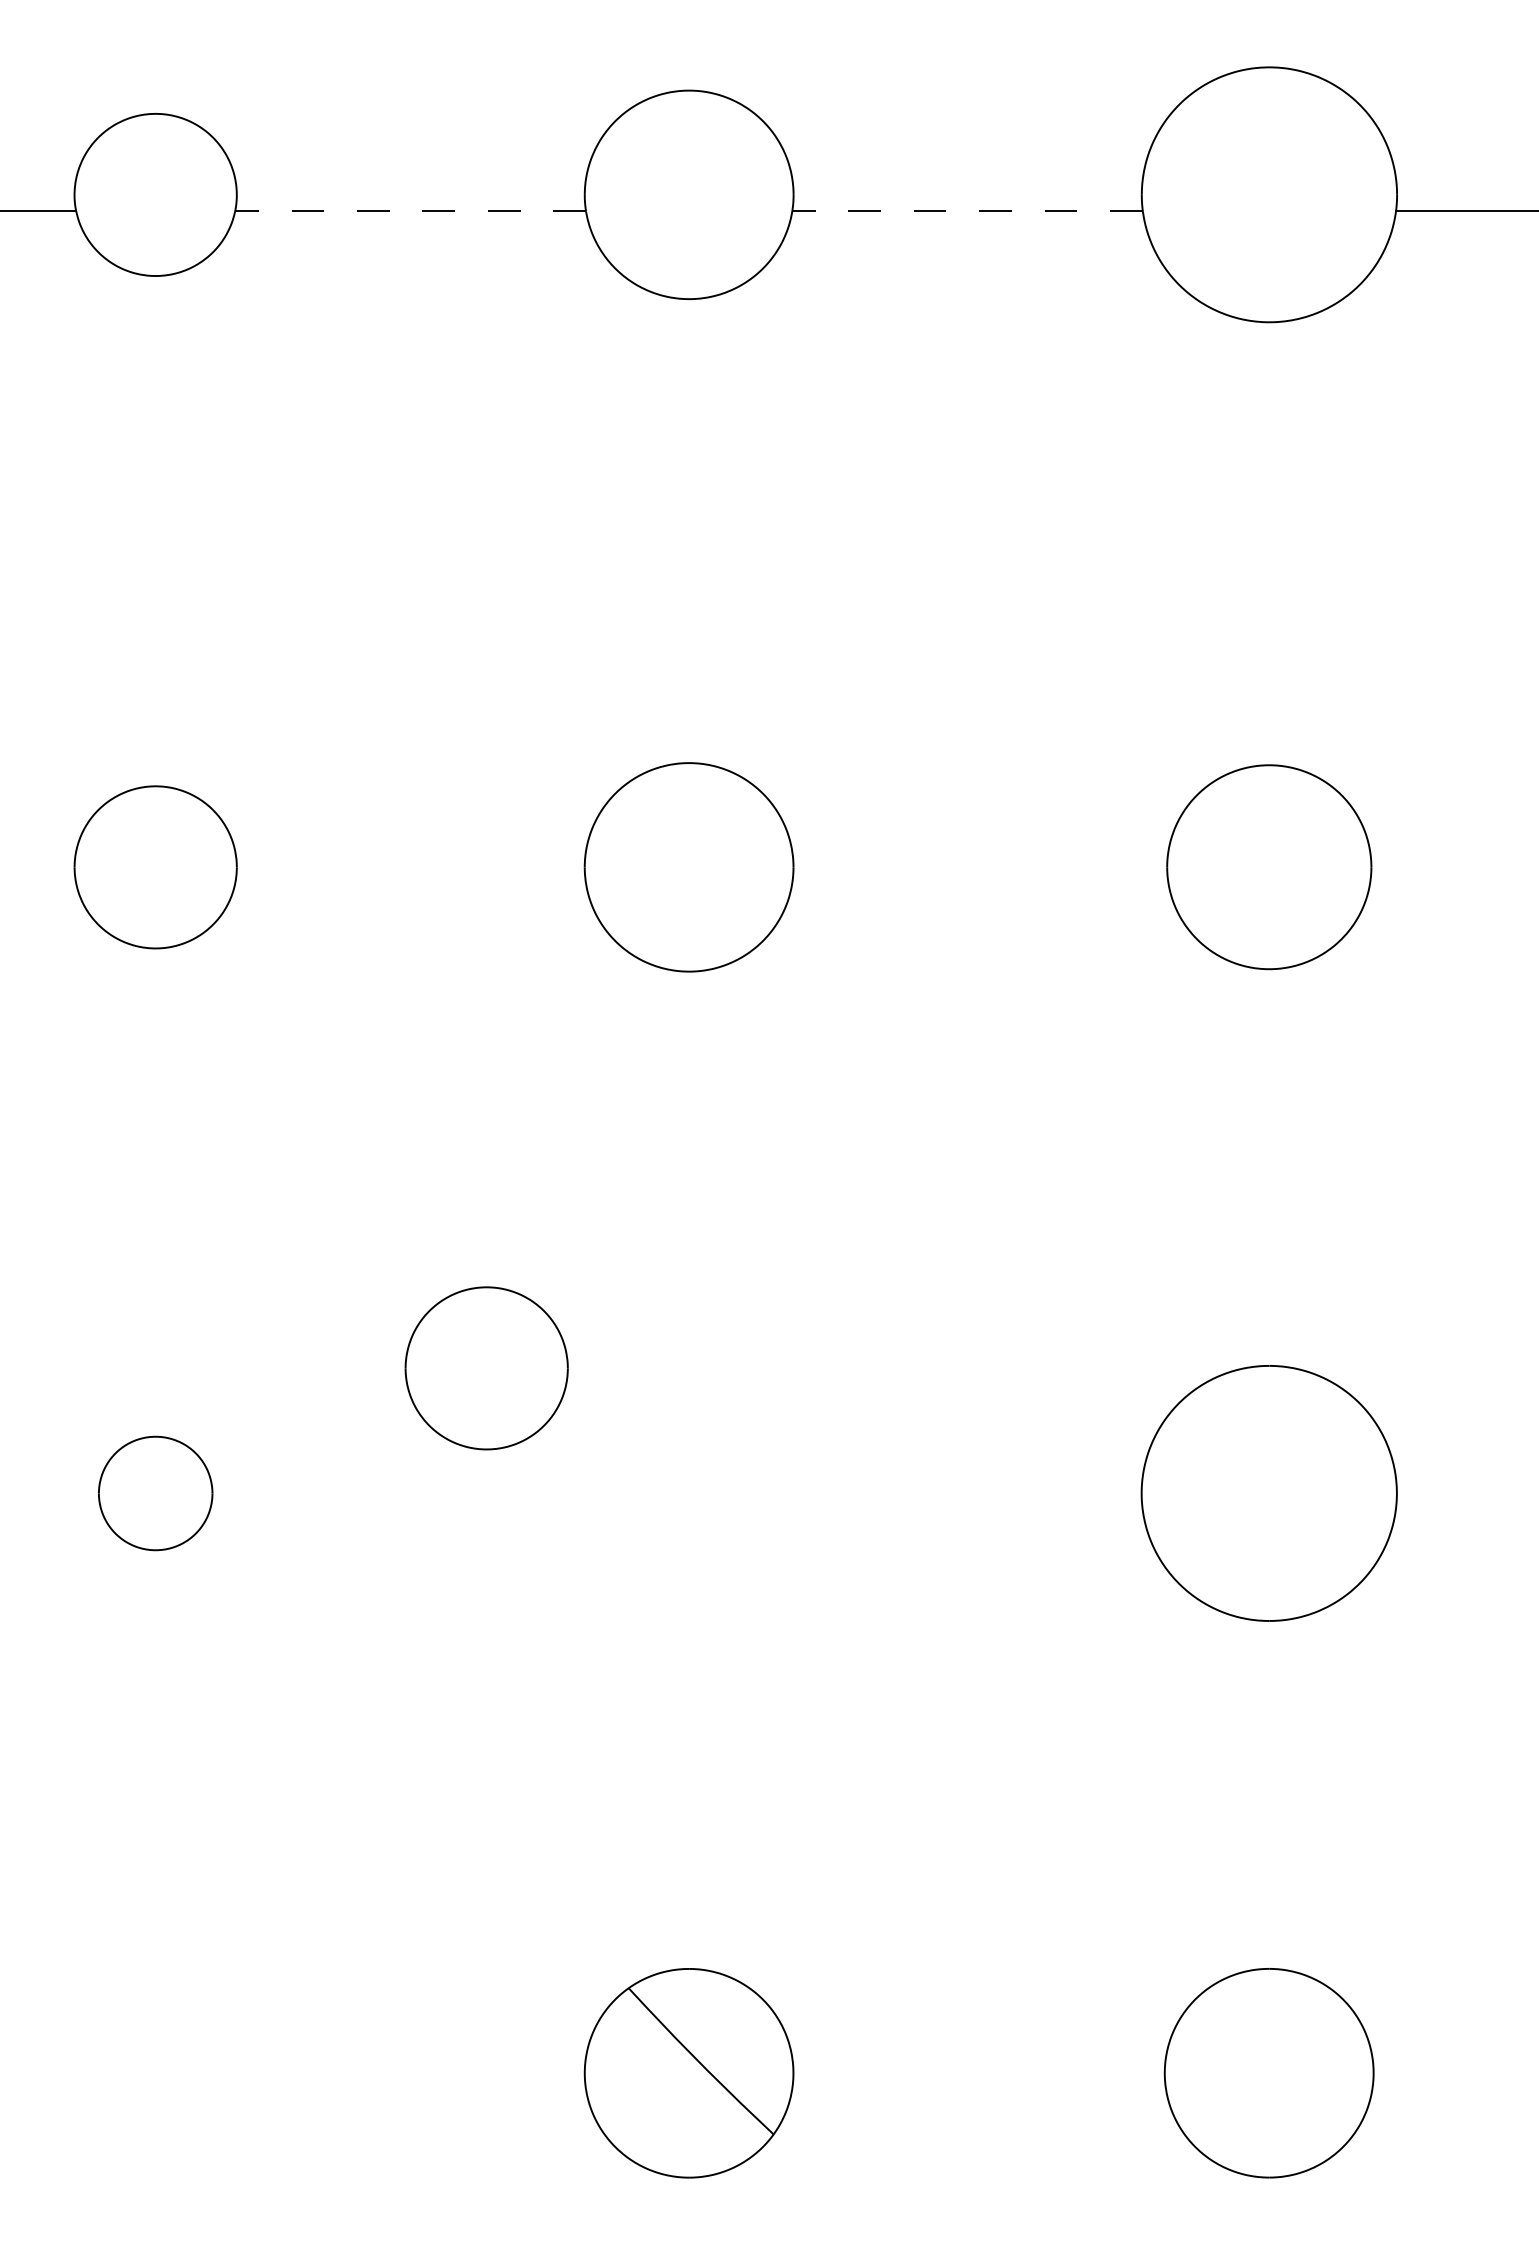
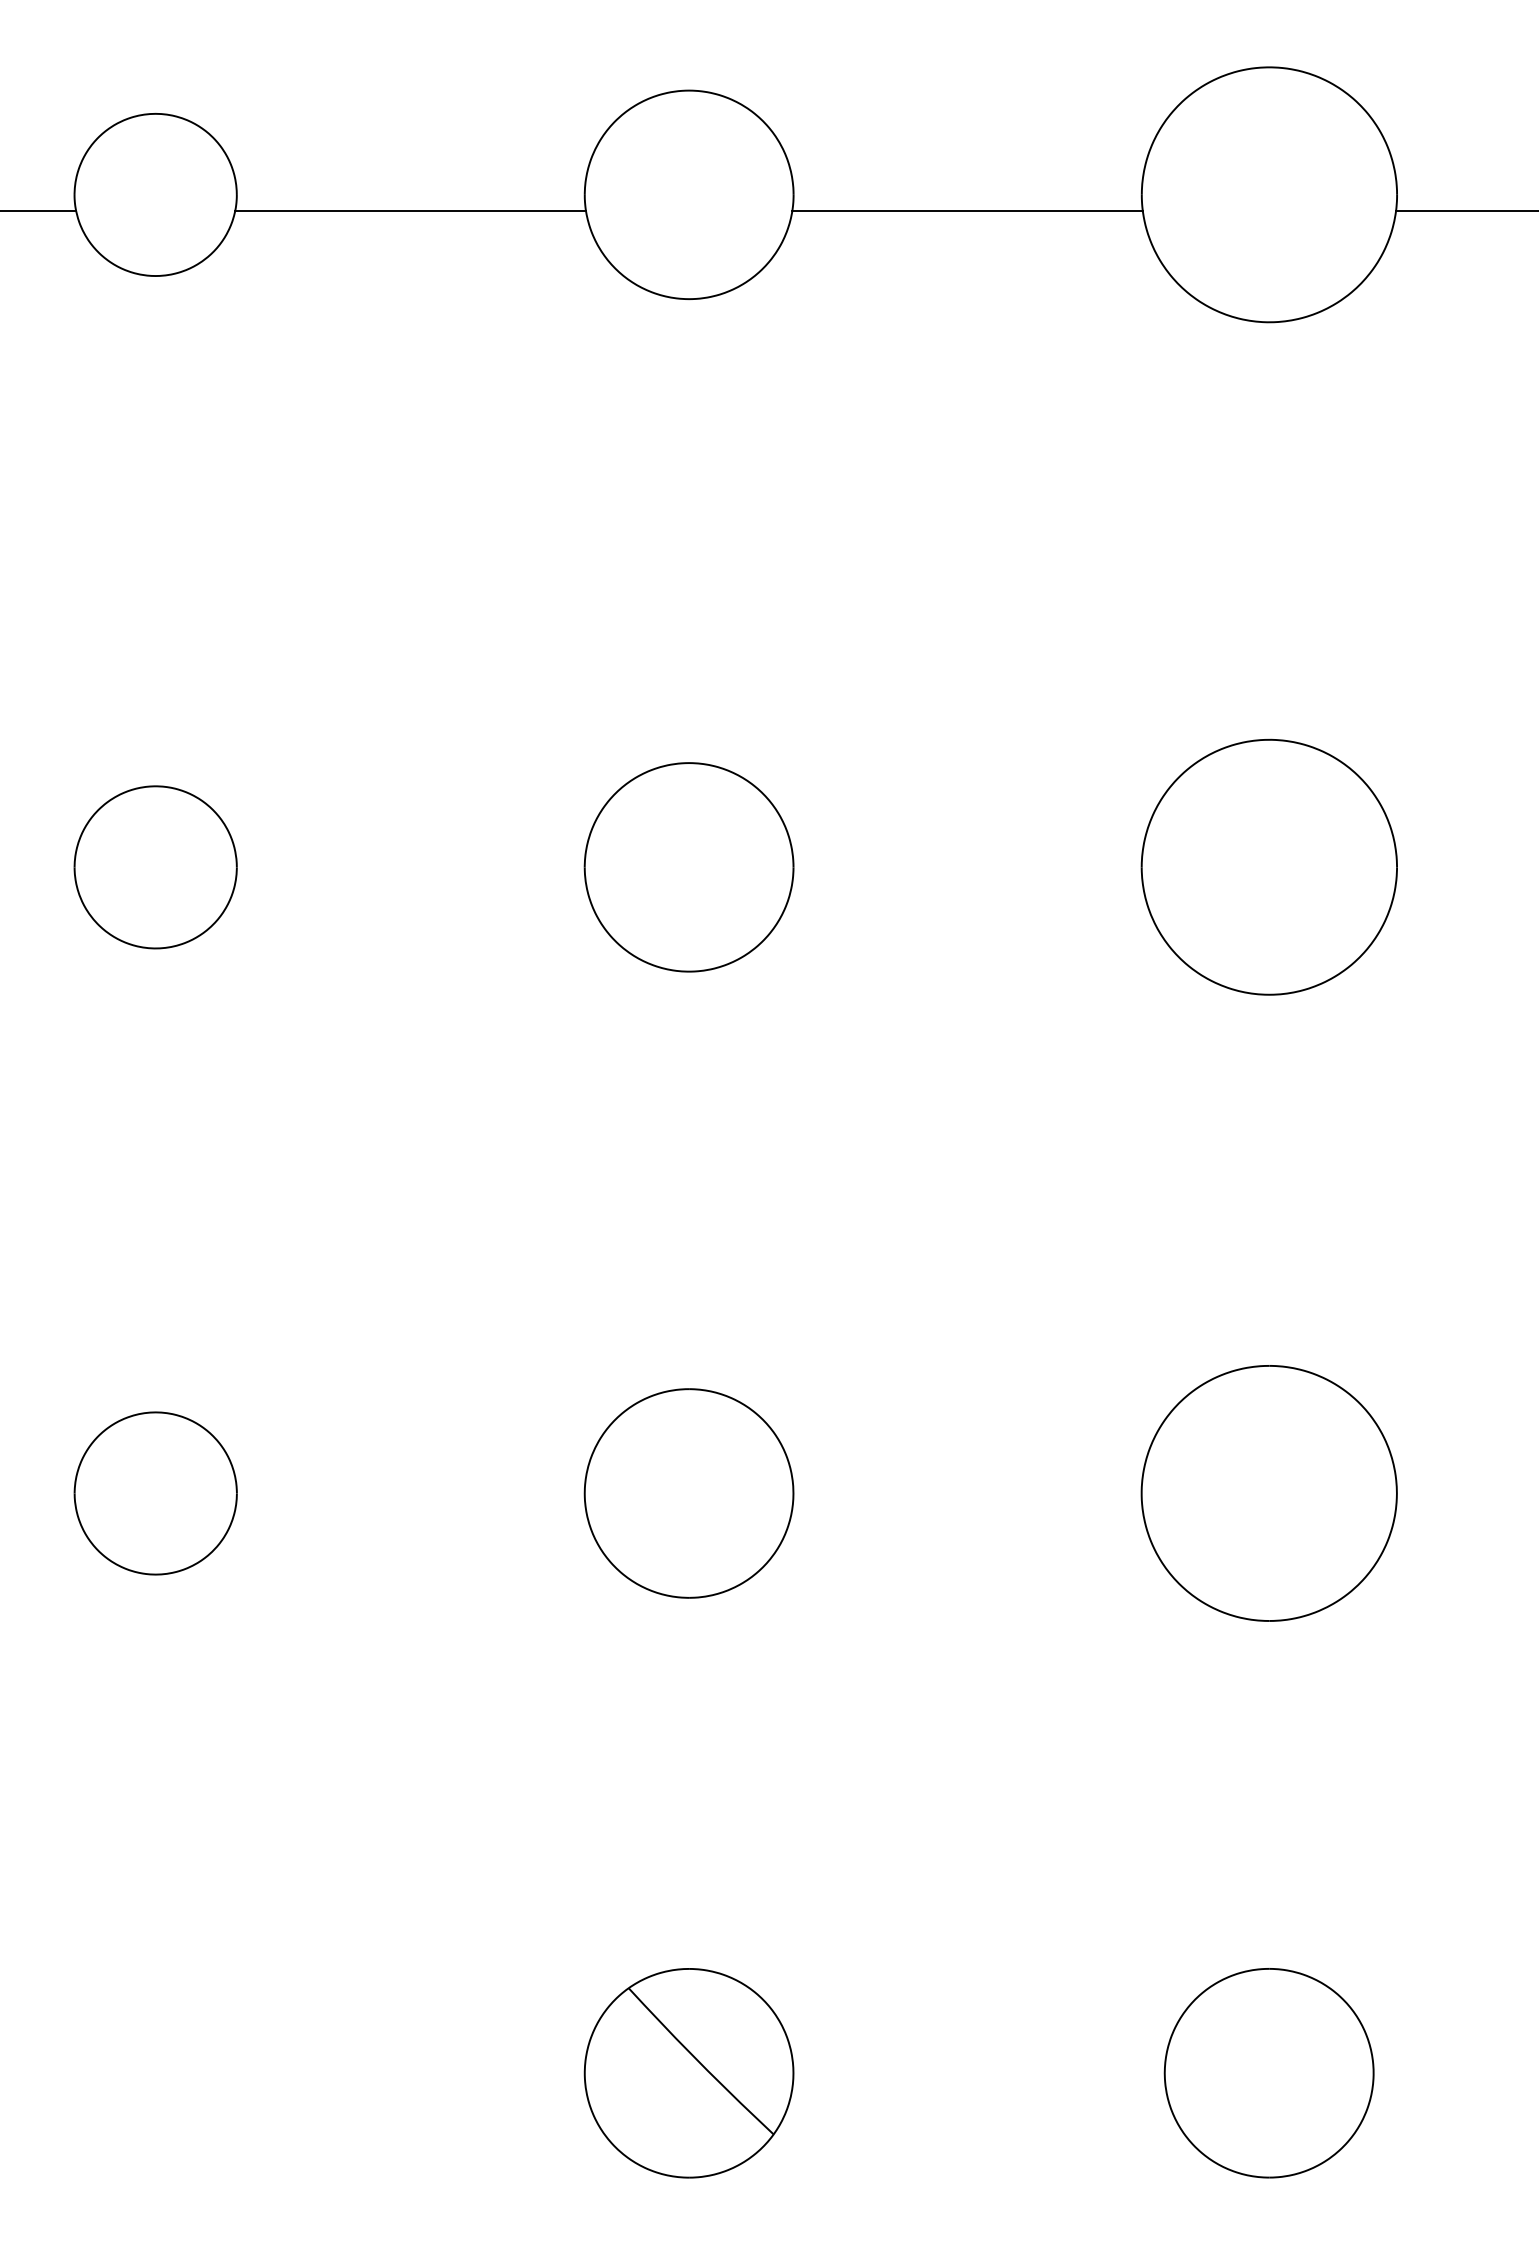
line: dashed -> solid (410, 211)
line: dashed -> solid (967, 211)
part size: 207x207 px -> 258x258 px (1268, 866)
part: present -> none (486, 1368)
part size: 116x117 px -> 165x165 px (155, 1493)
part: none -> present (688, 1493)
